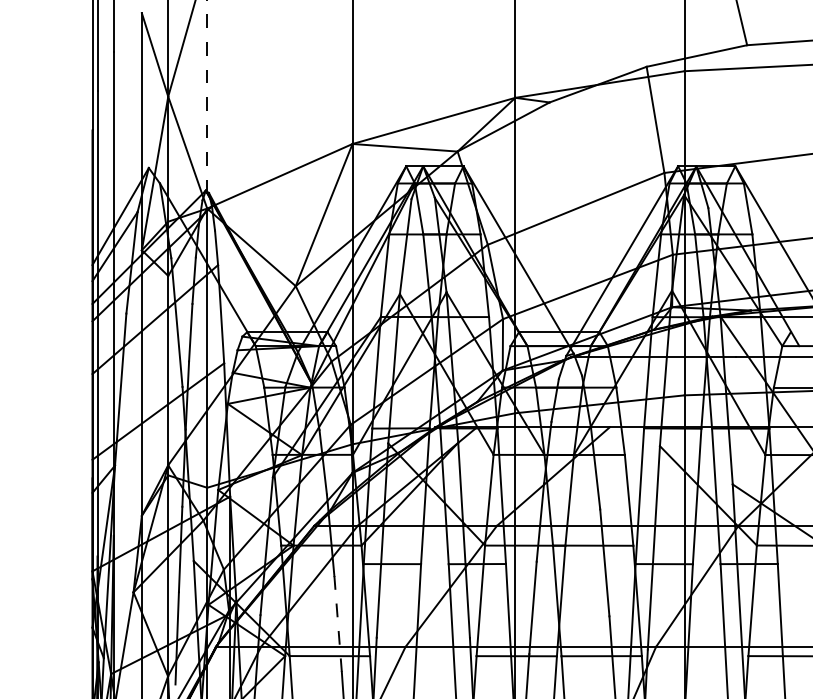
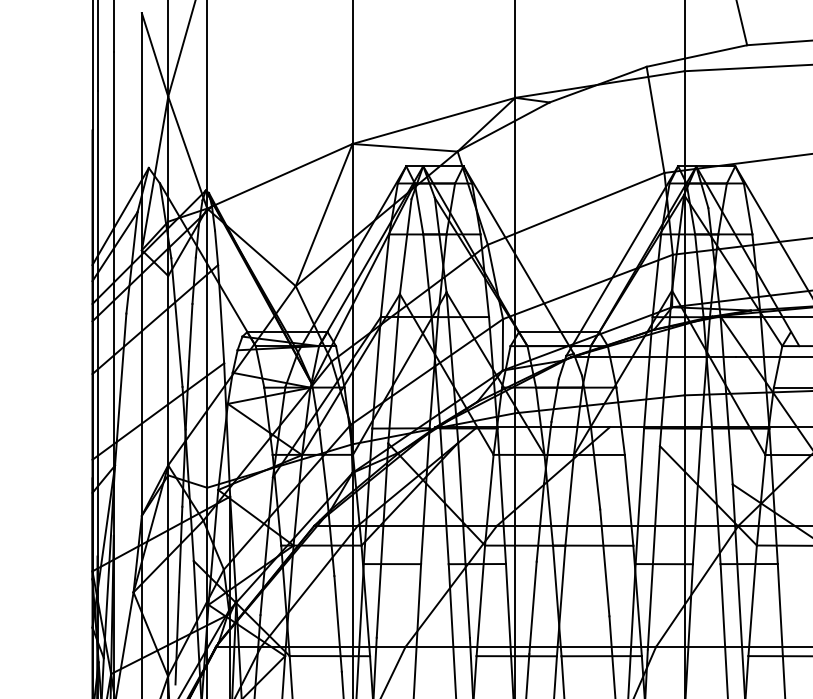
line: dashed -> solid (207, 104)
line: dashed -> solid (338, 624)
